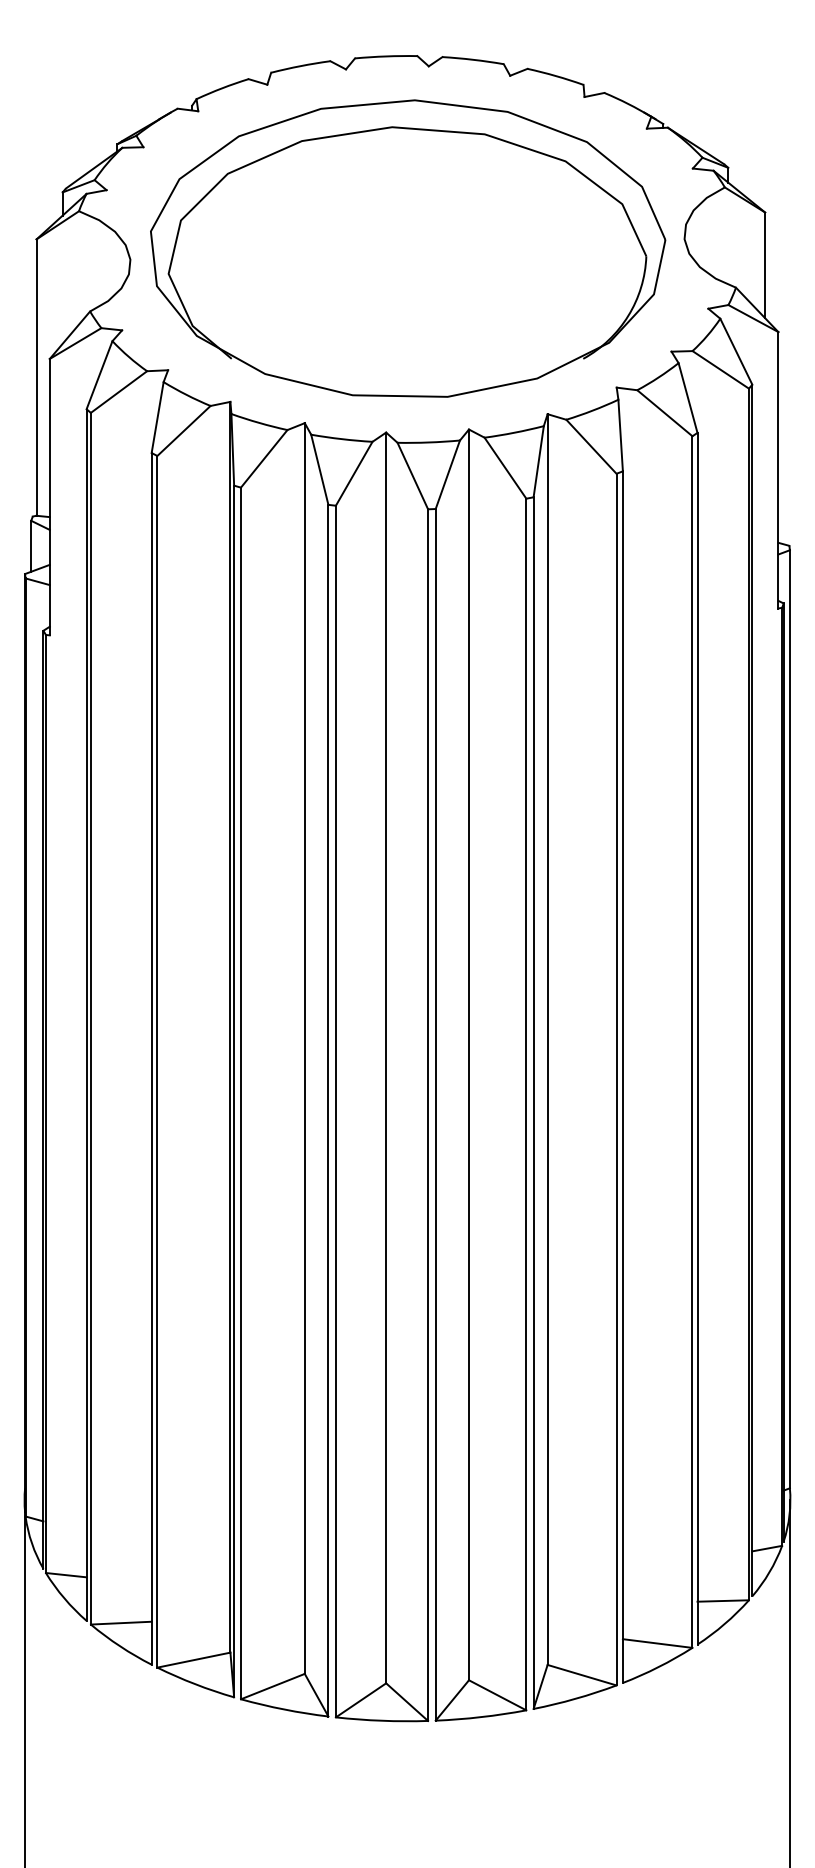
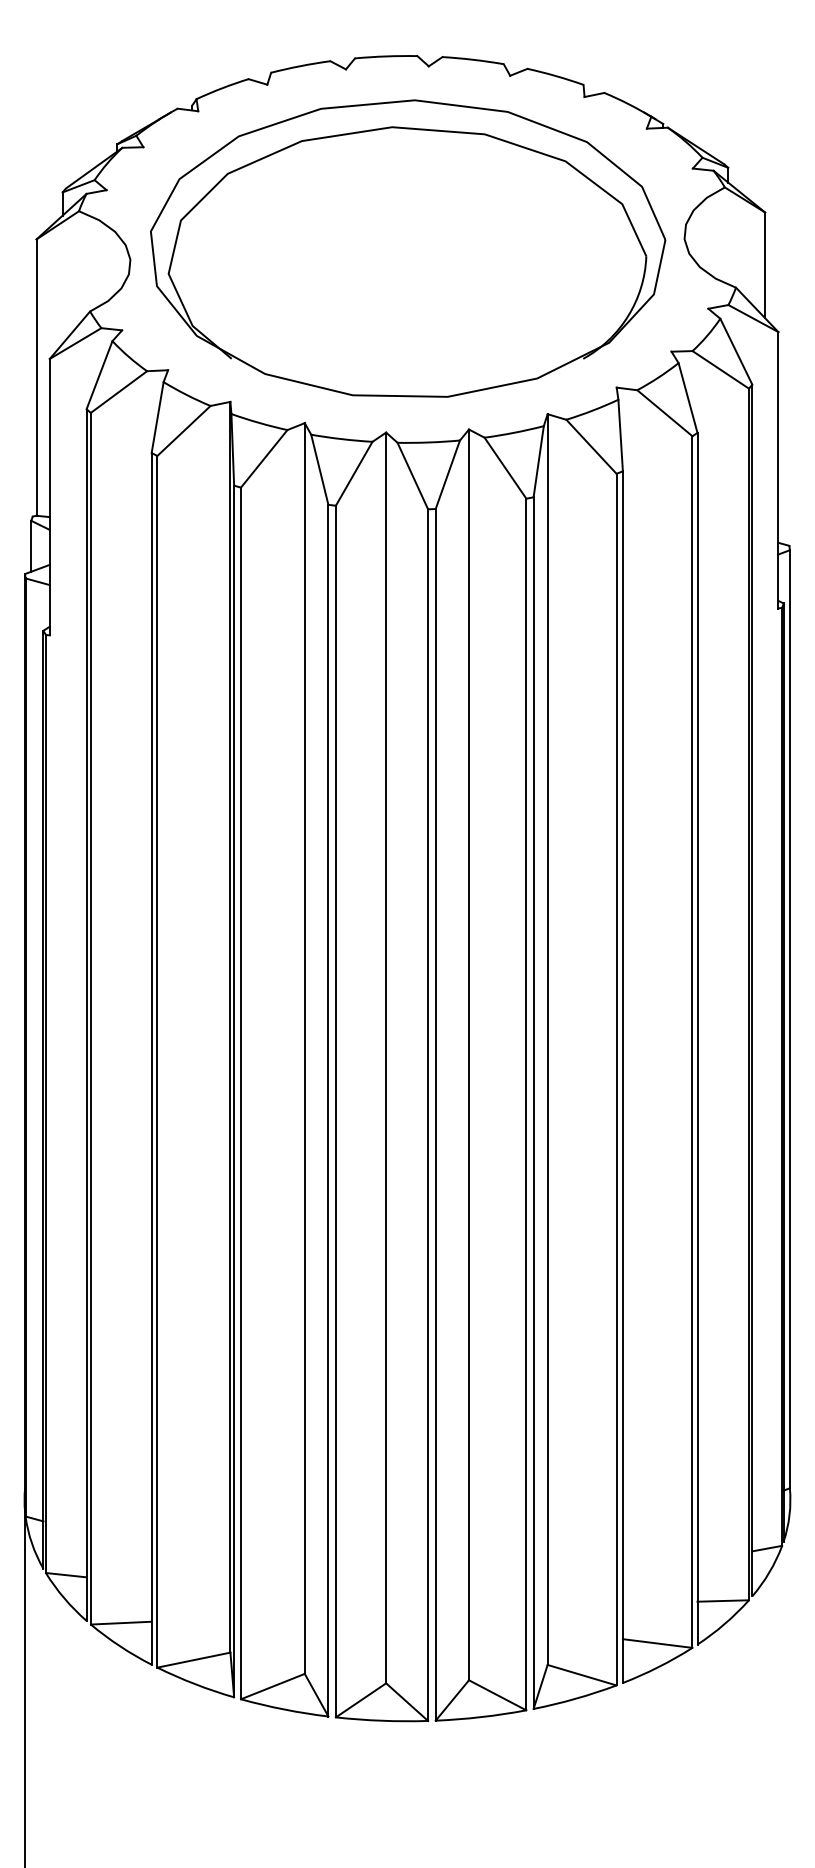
line: present -> none (790, 1682)
